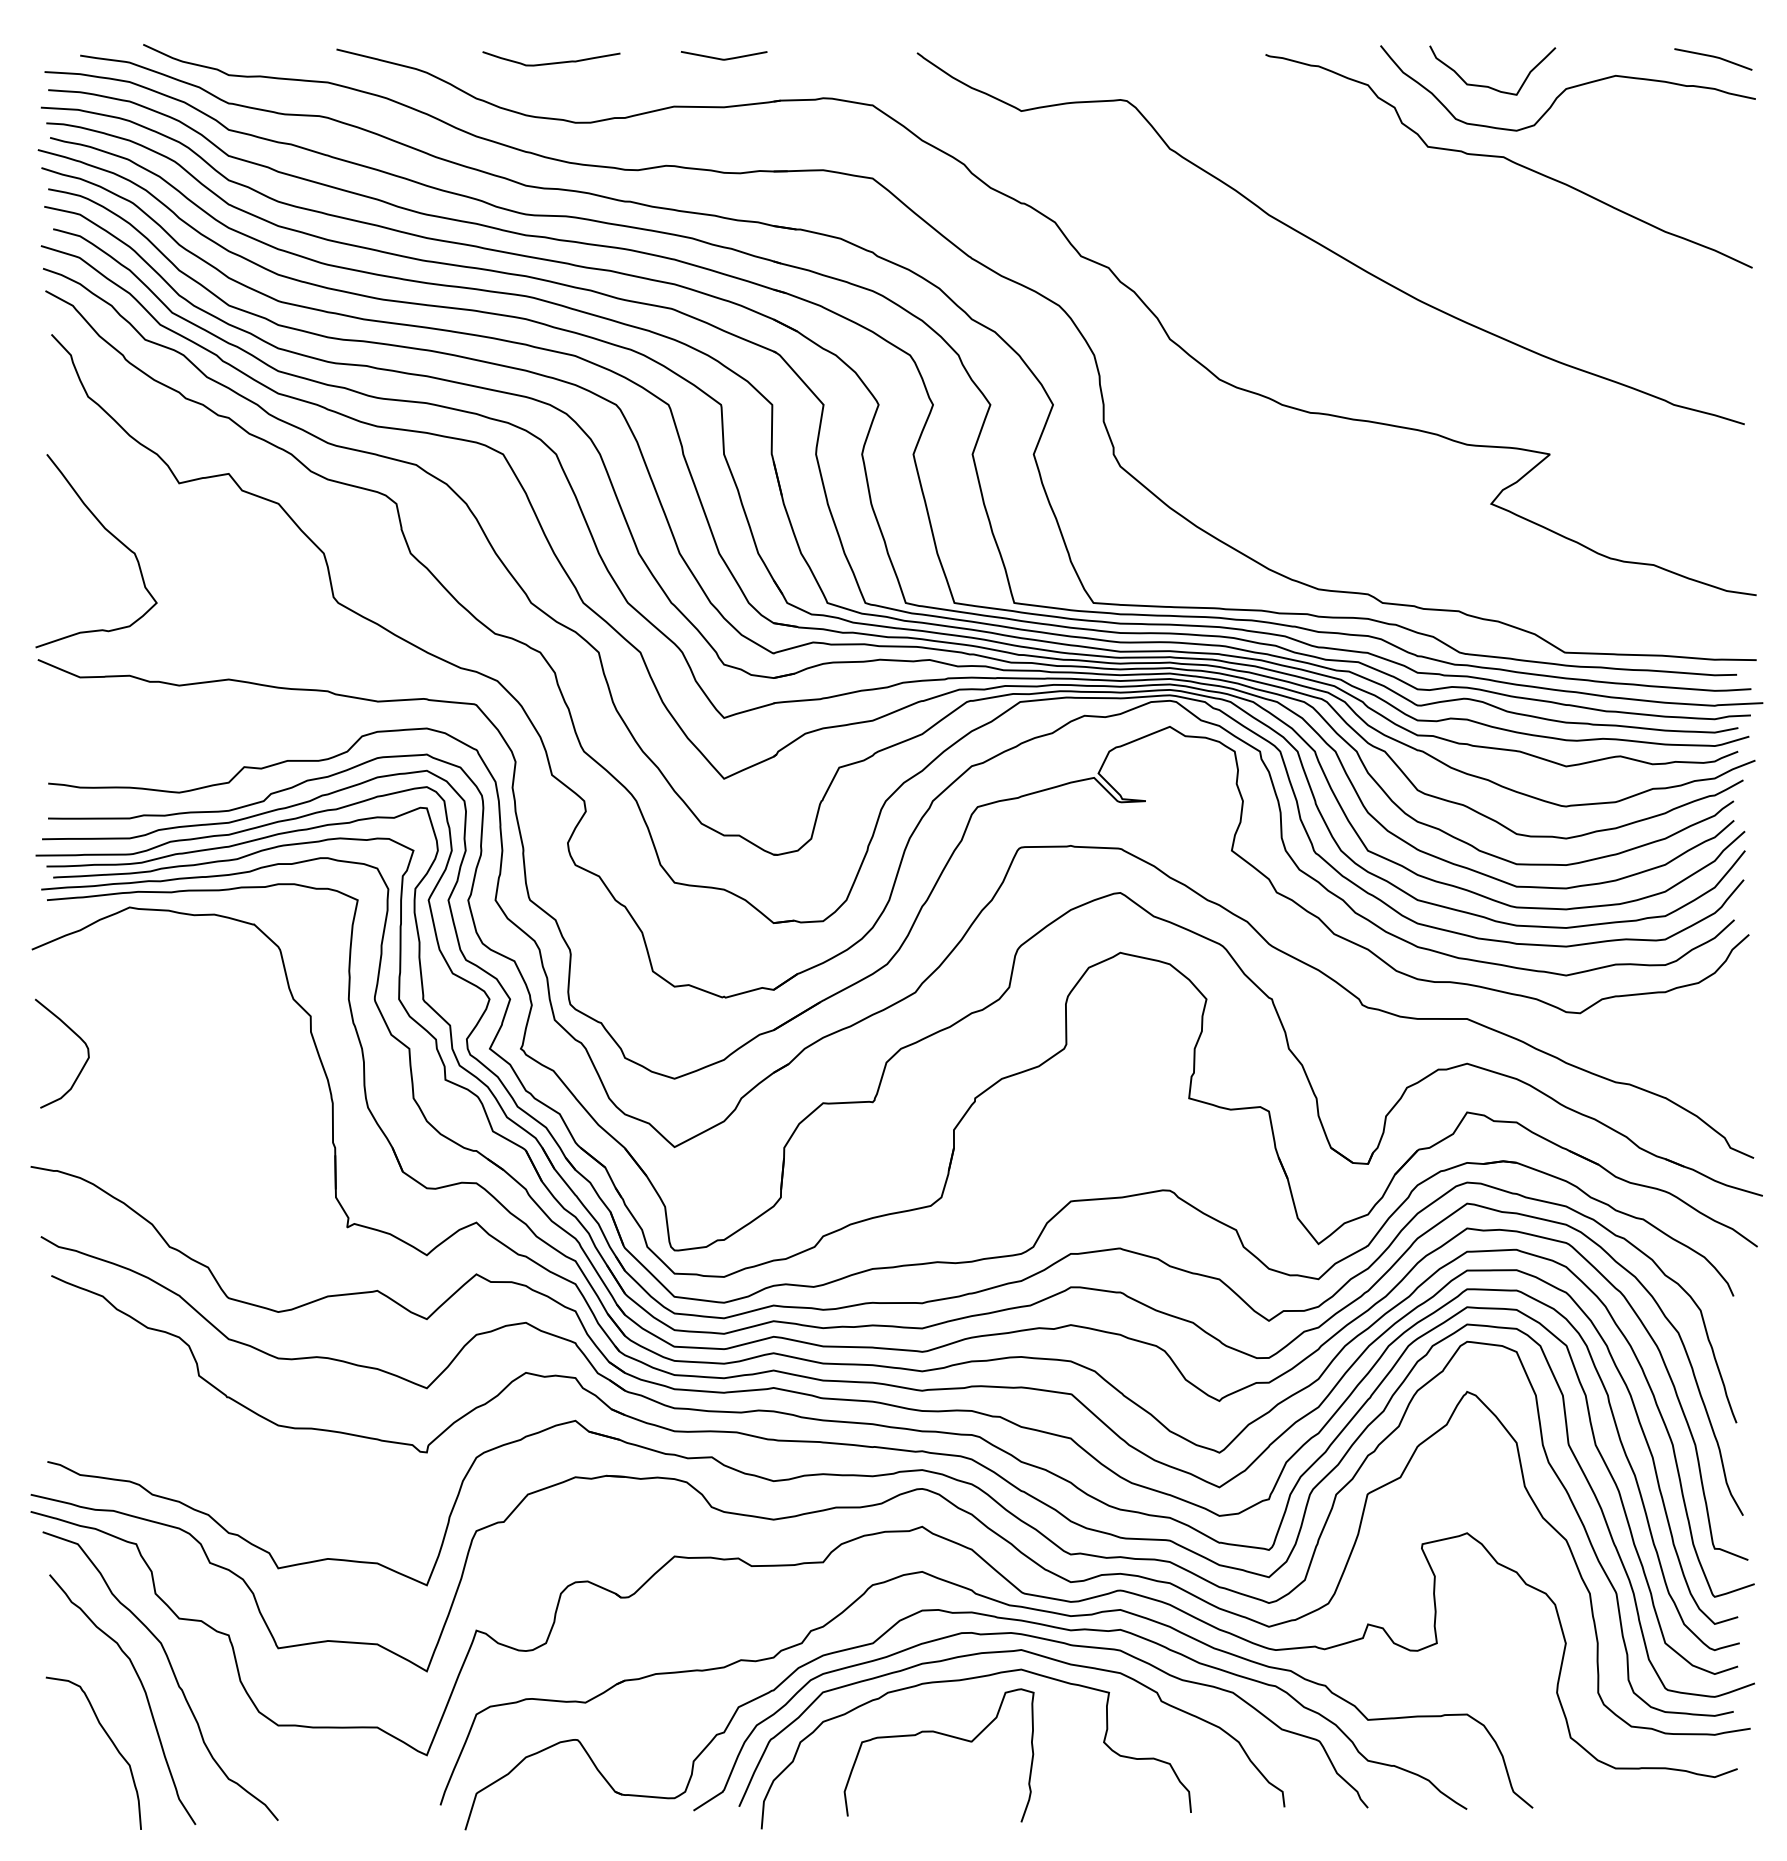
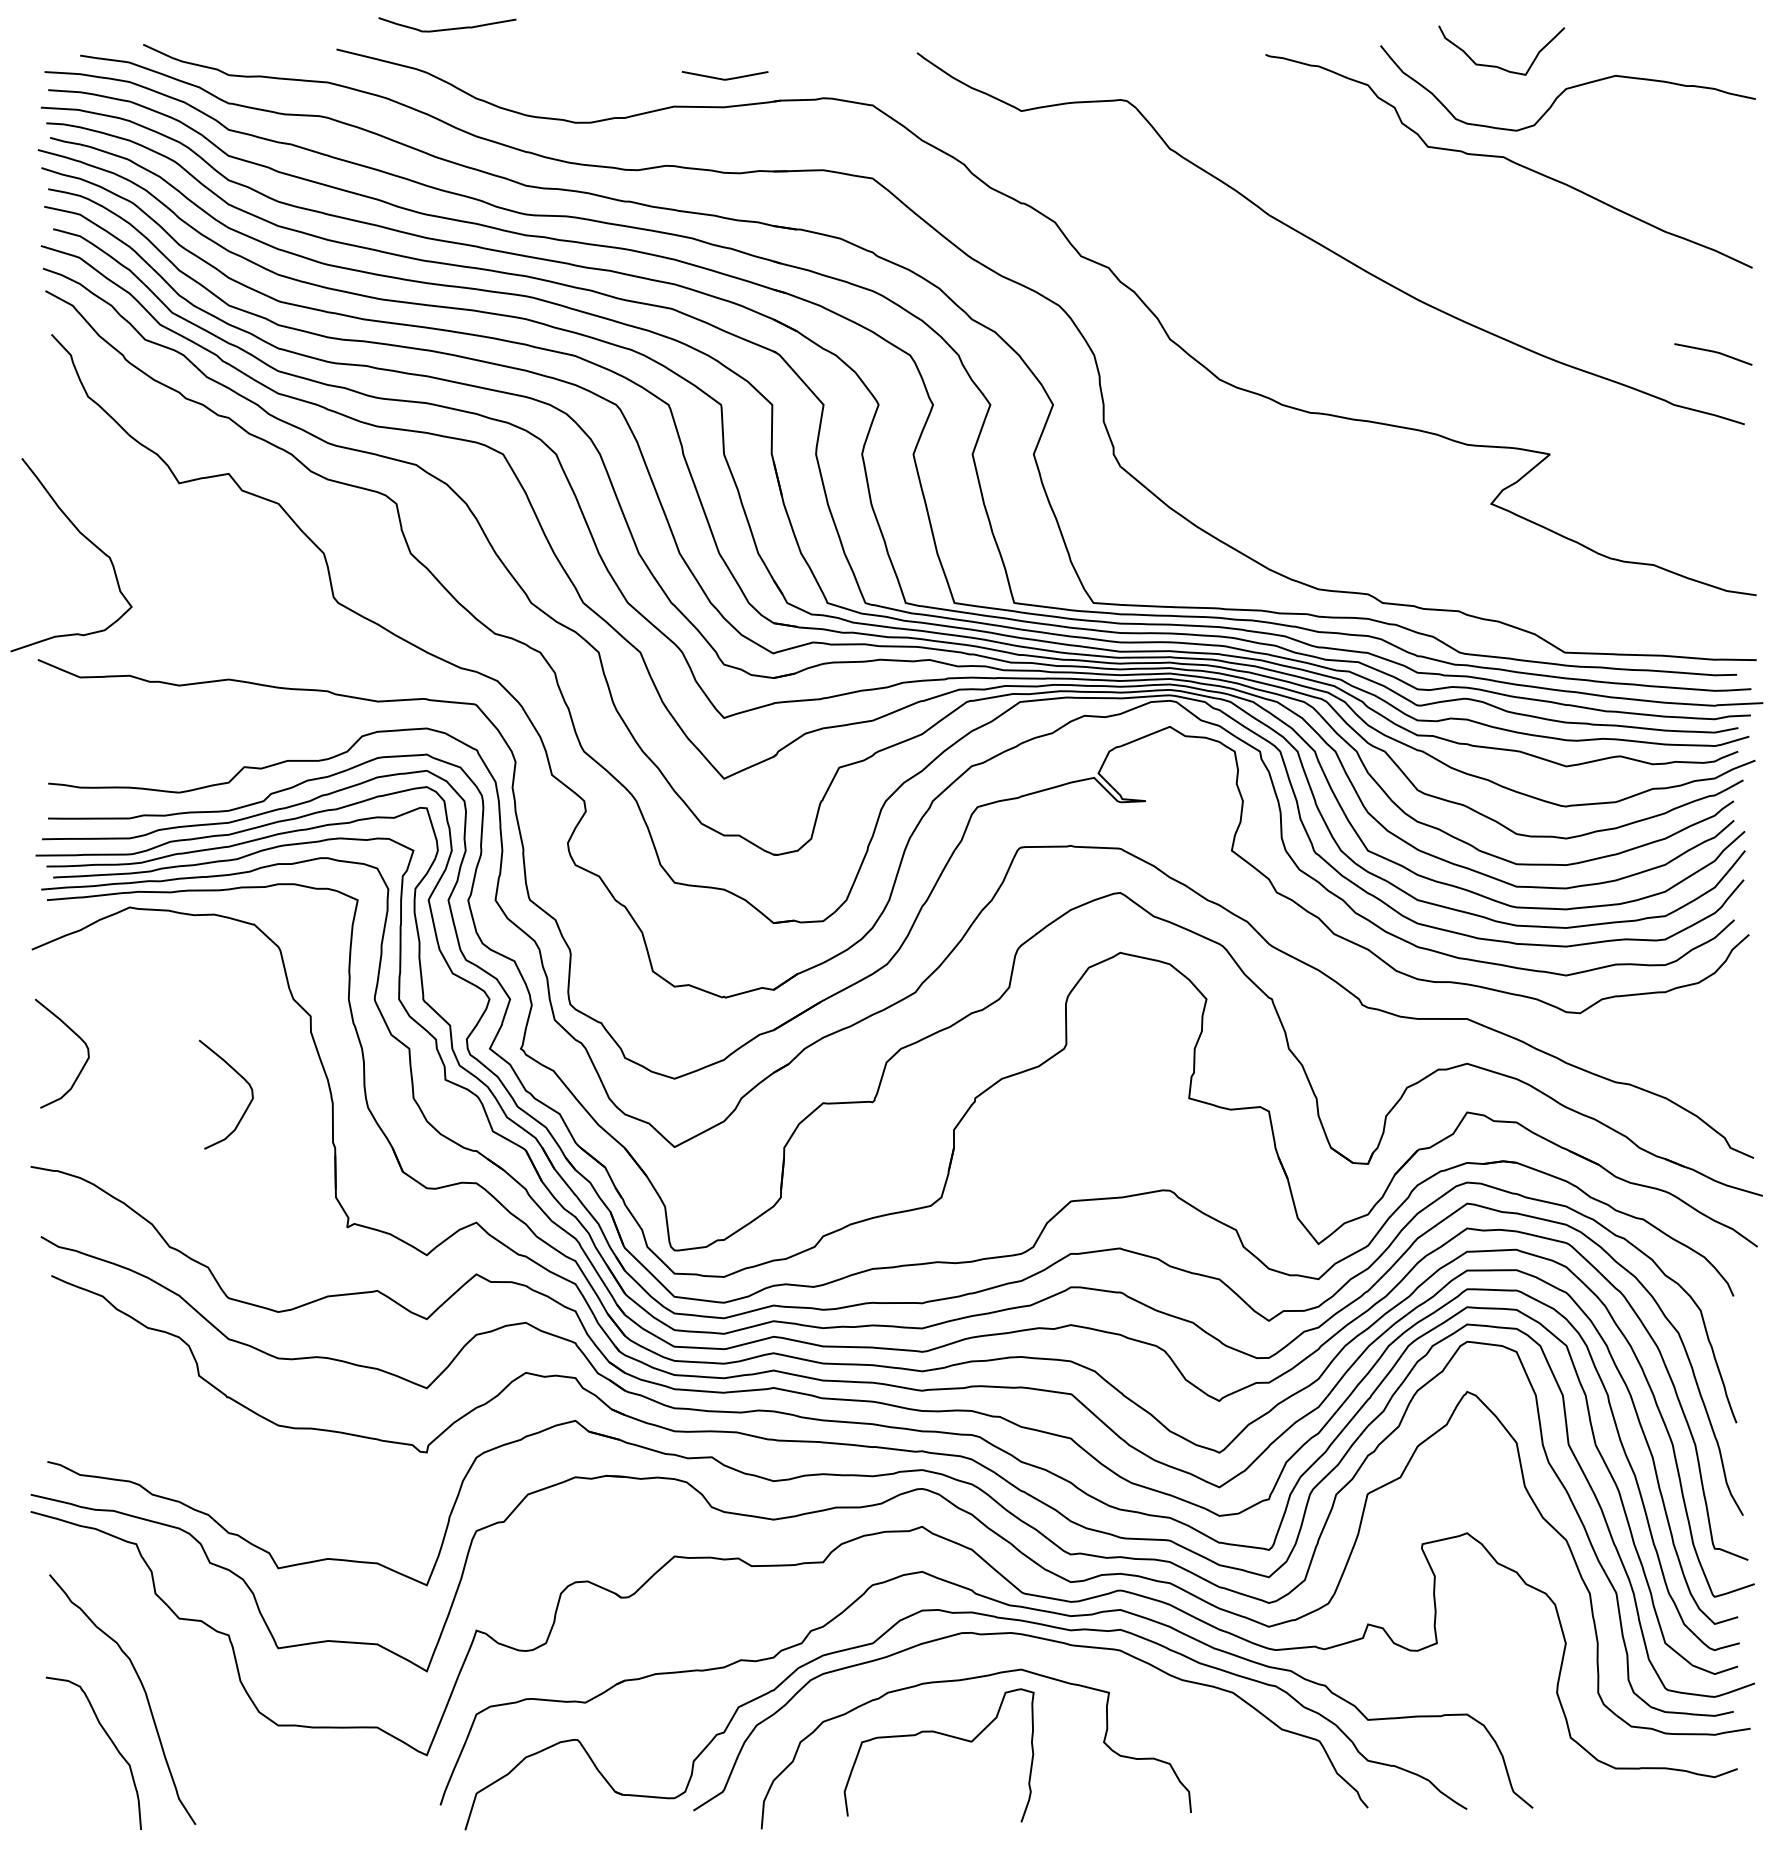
line position: (1713, 57) -> (1713, 352) (1713, 352)
curve position: (723, 58) -> (724, 78) (724, 78)
curve position: (551, 62) -> (447, 28) (447, 28)
curve position: (1490, 86) -> (1499, 66) (1499, 66)
curve position: (111, 535) -> (86, 539) (86, 539)
curve: none -> present (242, 1078)
curve: present -> none (1011, 1652)
curve: present -> none (171, 1670)
